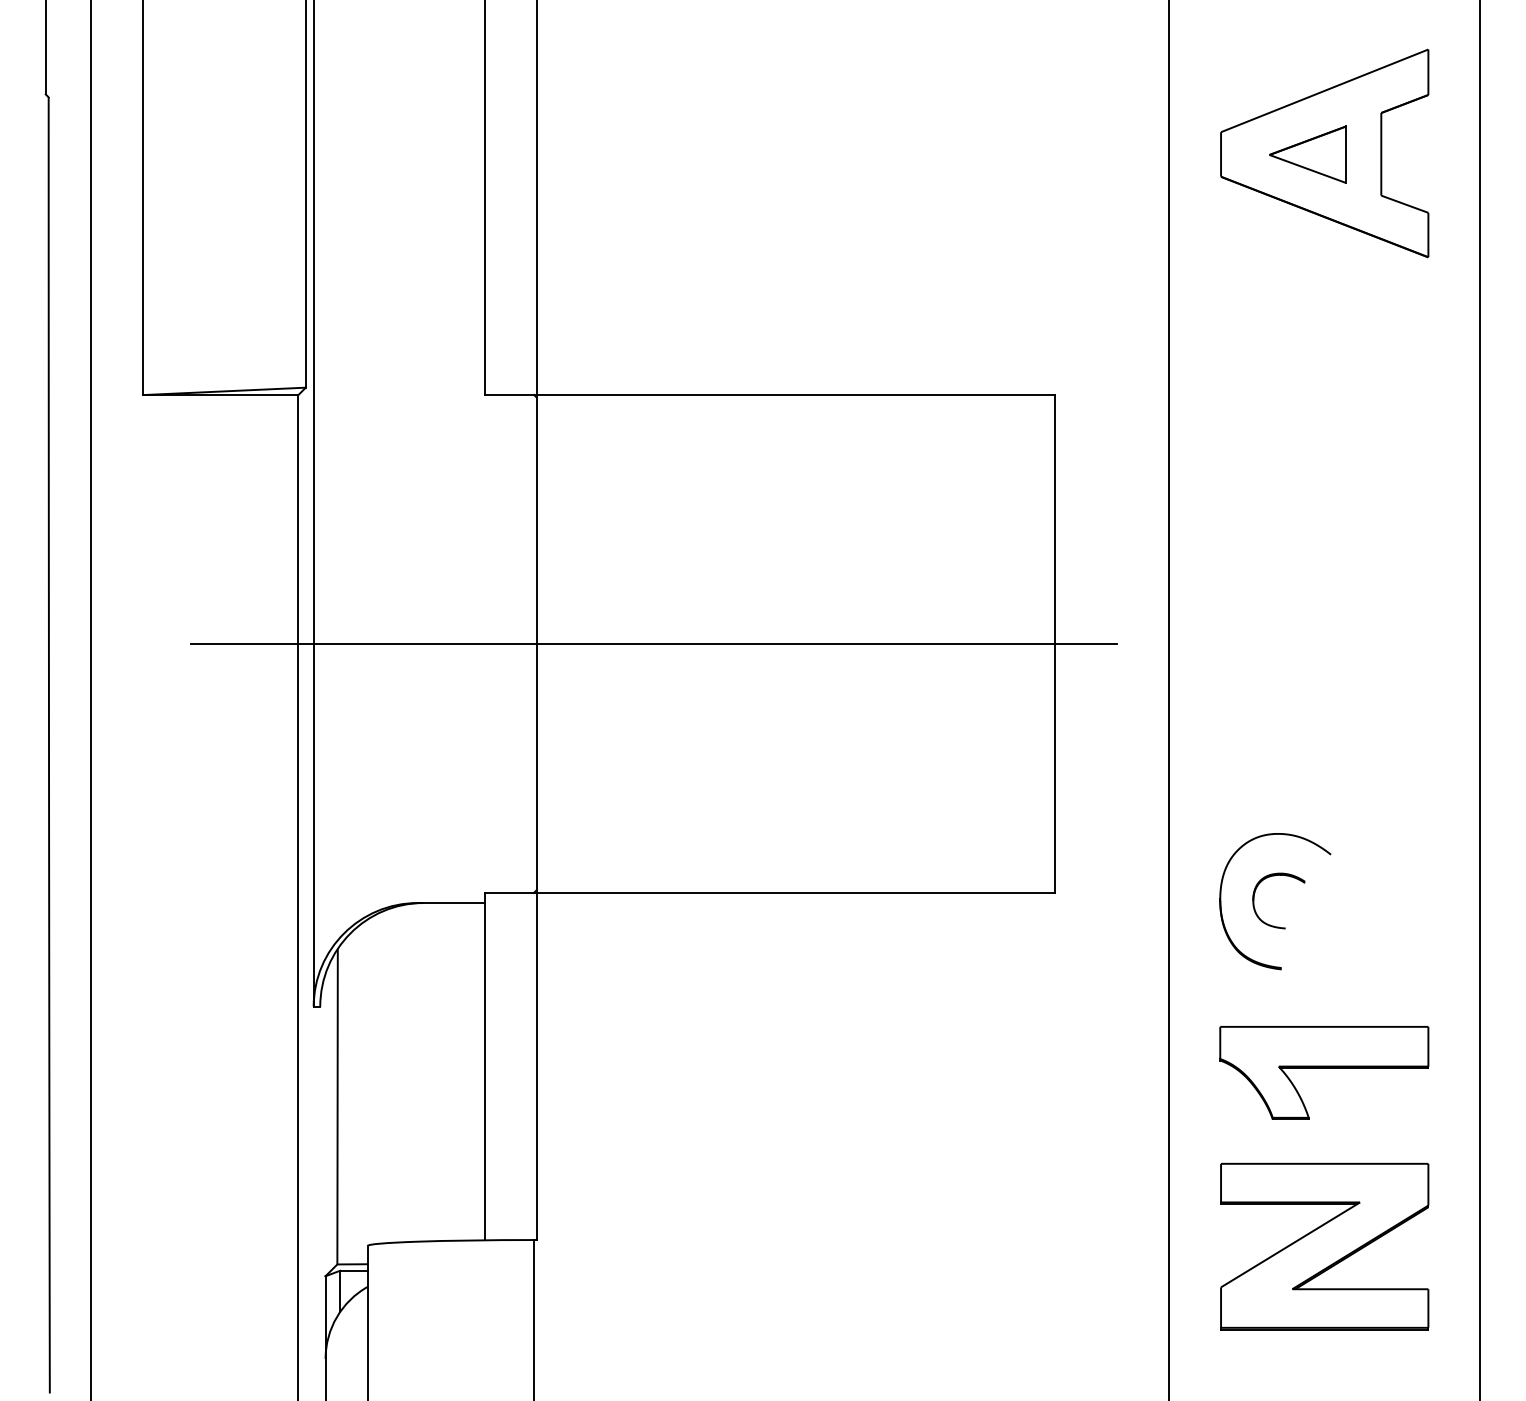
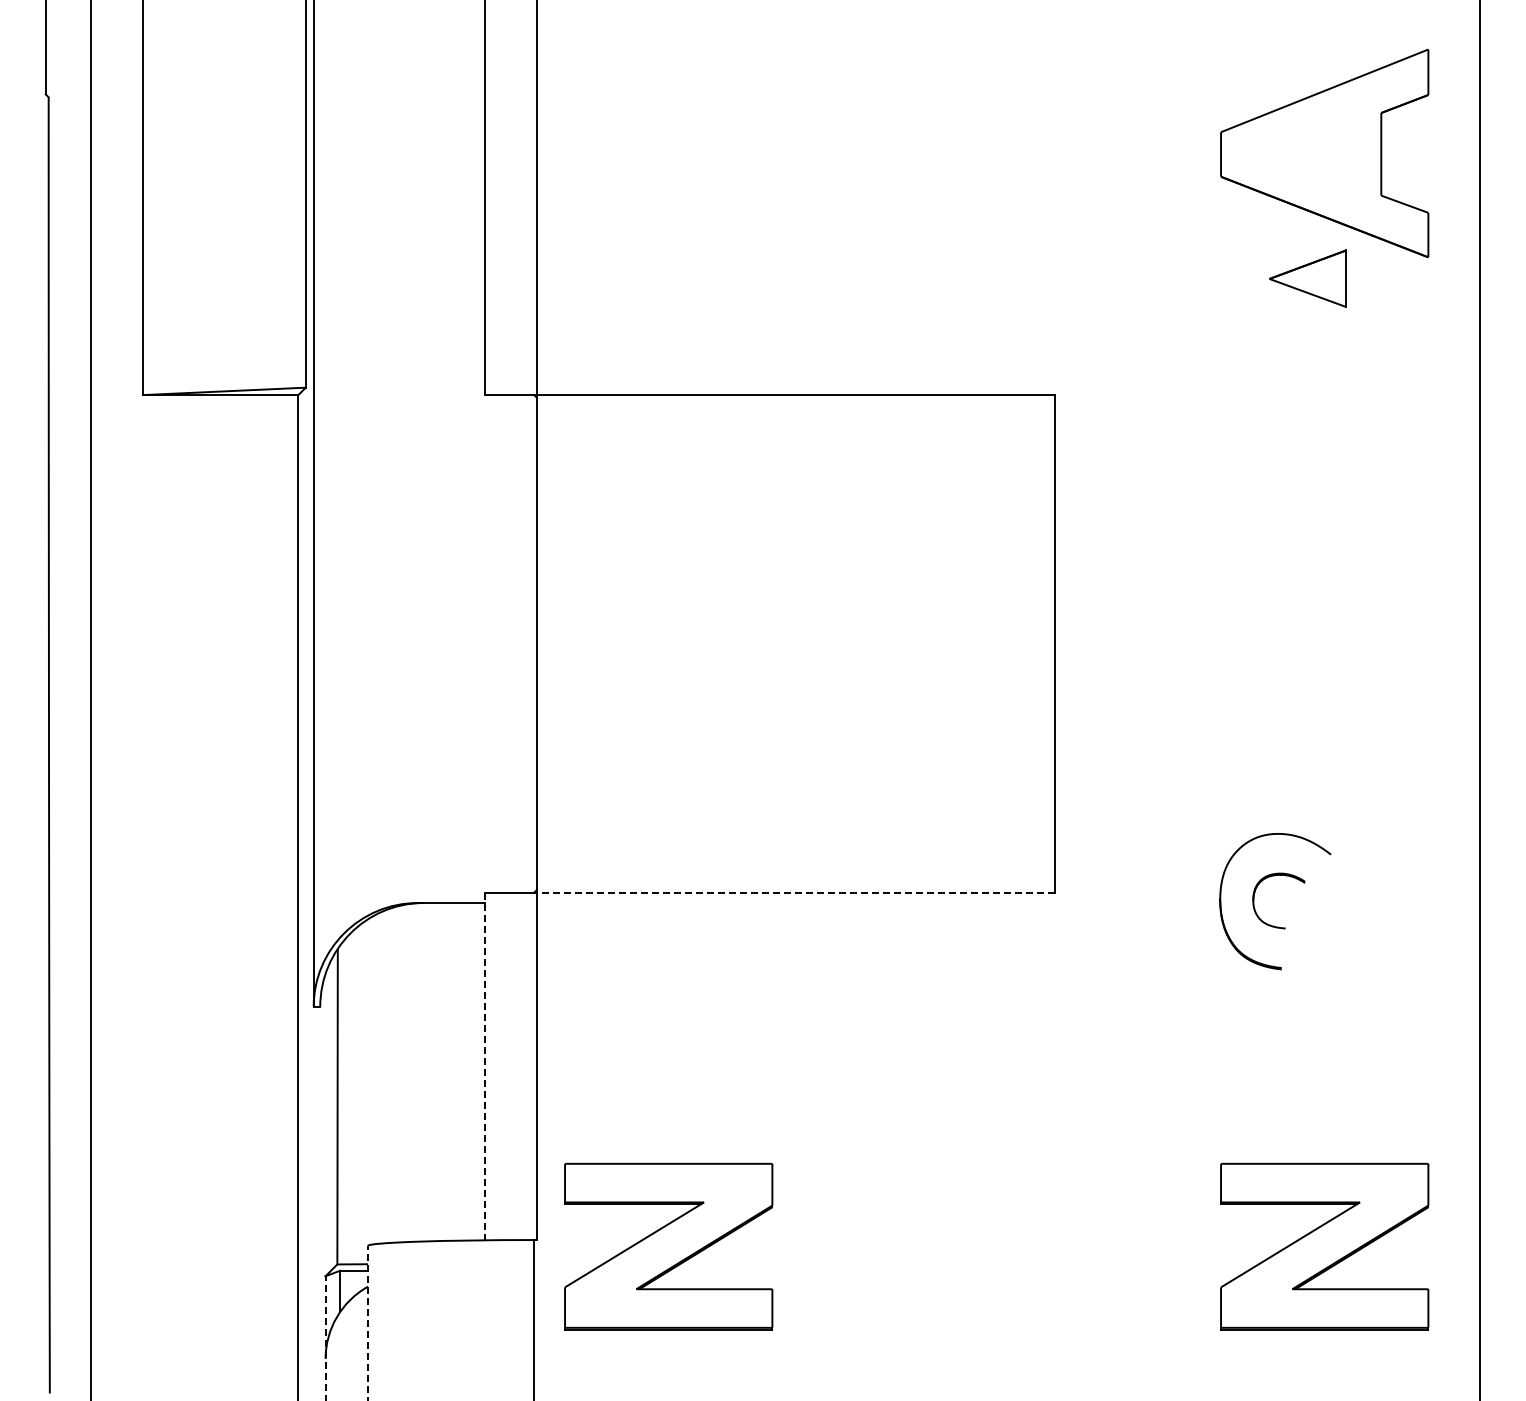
part position: (1307, 154) -> (1307, 278) (1307, 278)
line: present -> none (654, 643)
line: present -> none (1169, 699)
line: solid -> dashed (795, 892)
line: solid -> dashed (485, 1066)
part: present -> none (1324, 1072)
part: none -> present (668, 1246)
line: solid -> dashed (368, 1322)
line: solid -> dashed (325, 1338)
